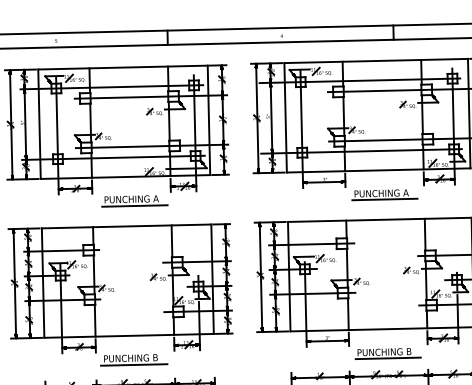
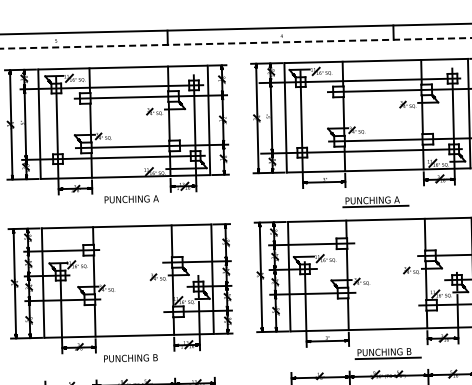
line: solid -> dashed (235, 43)
part position: (384, 195) -> (375, 202) (375, 202)
line: present -> none (134, 205)
line: present -> none (134, 364)
